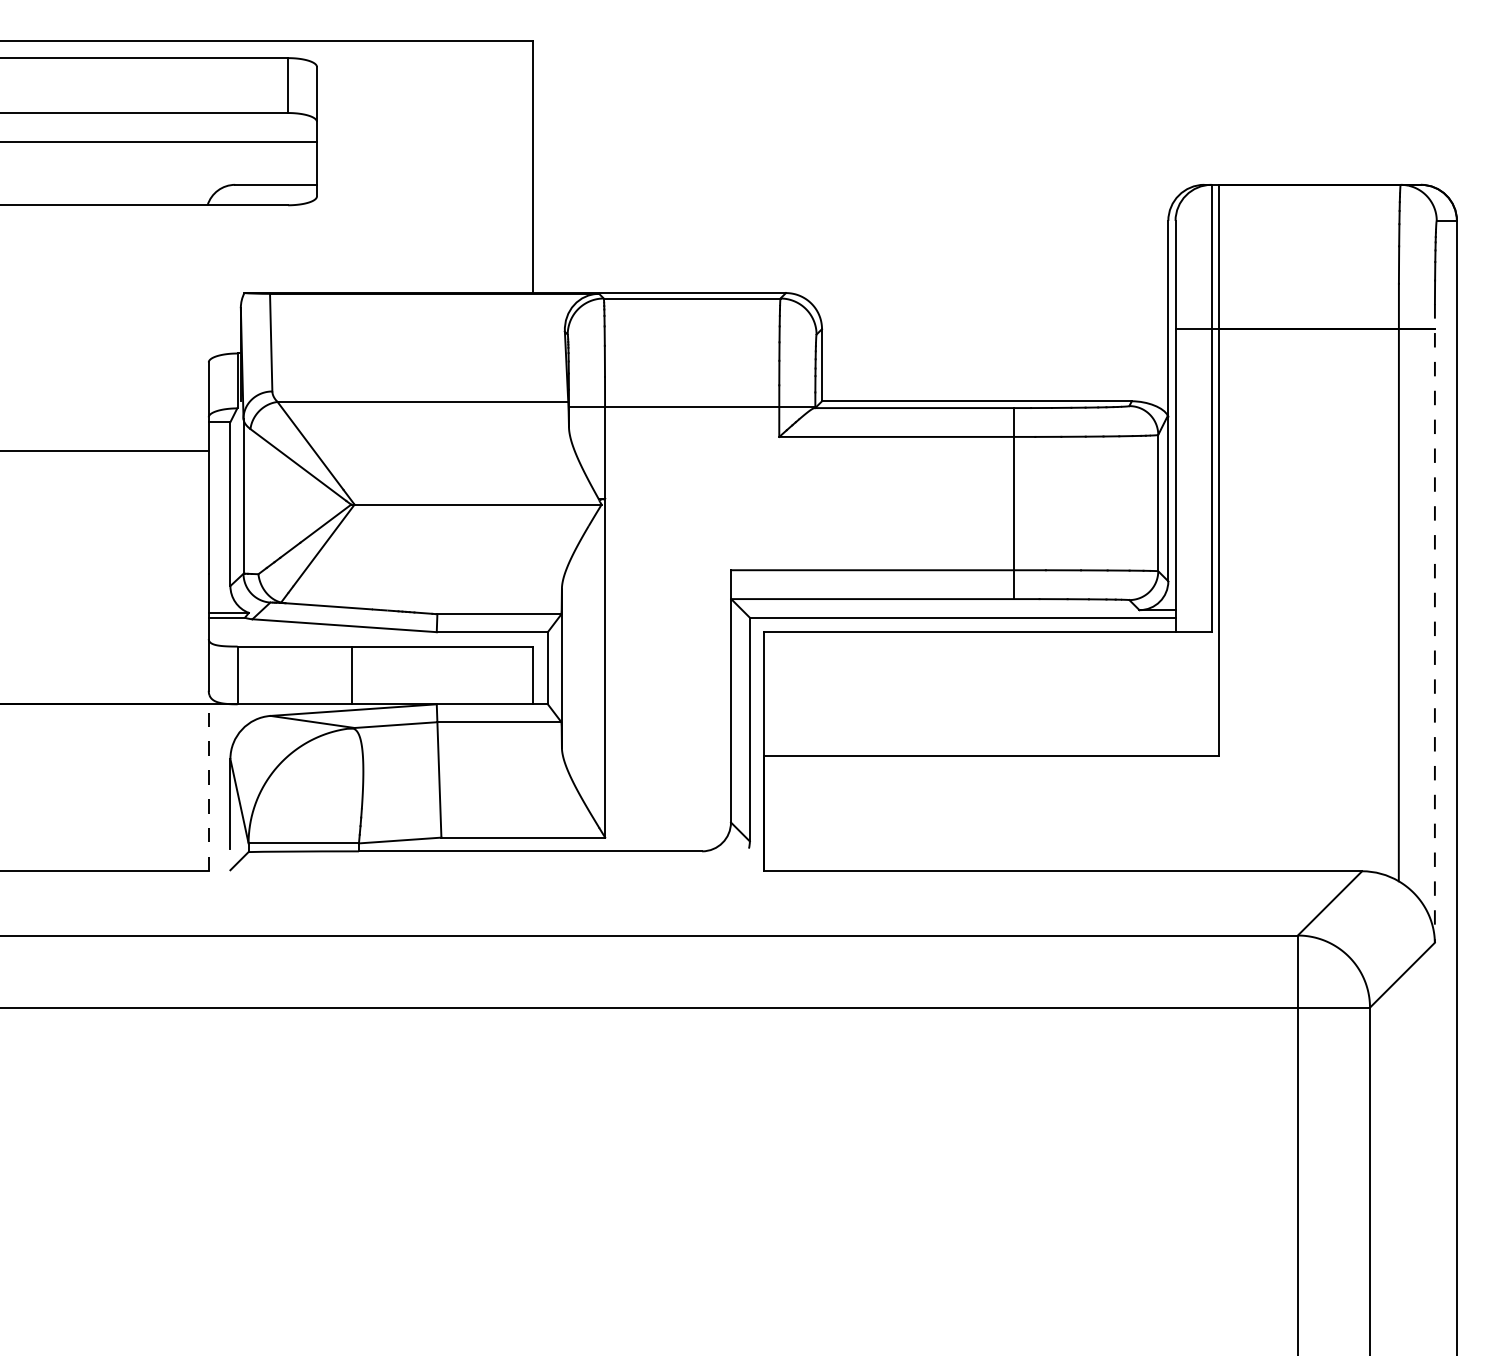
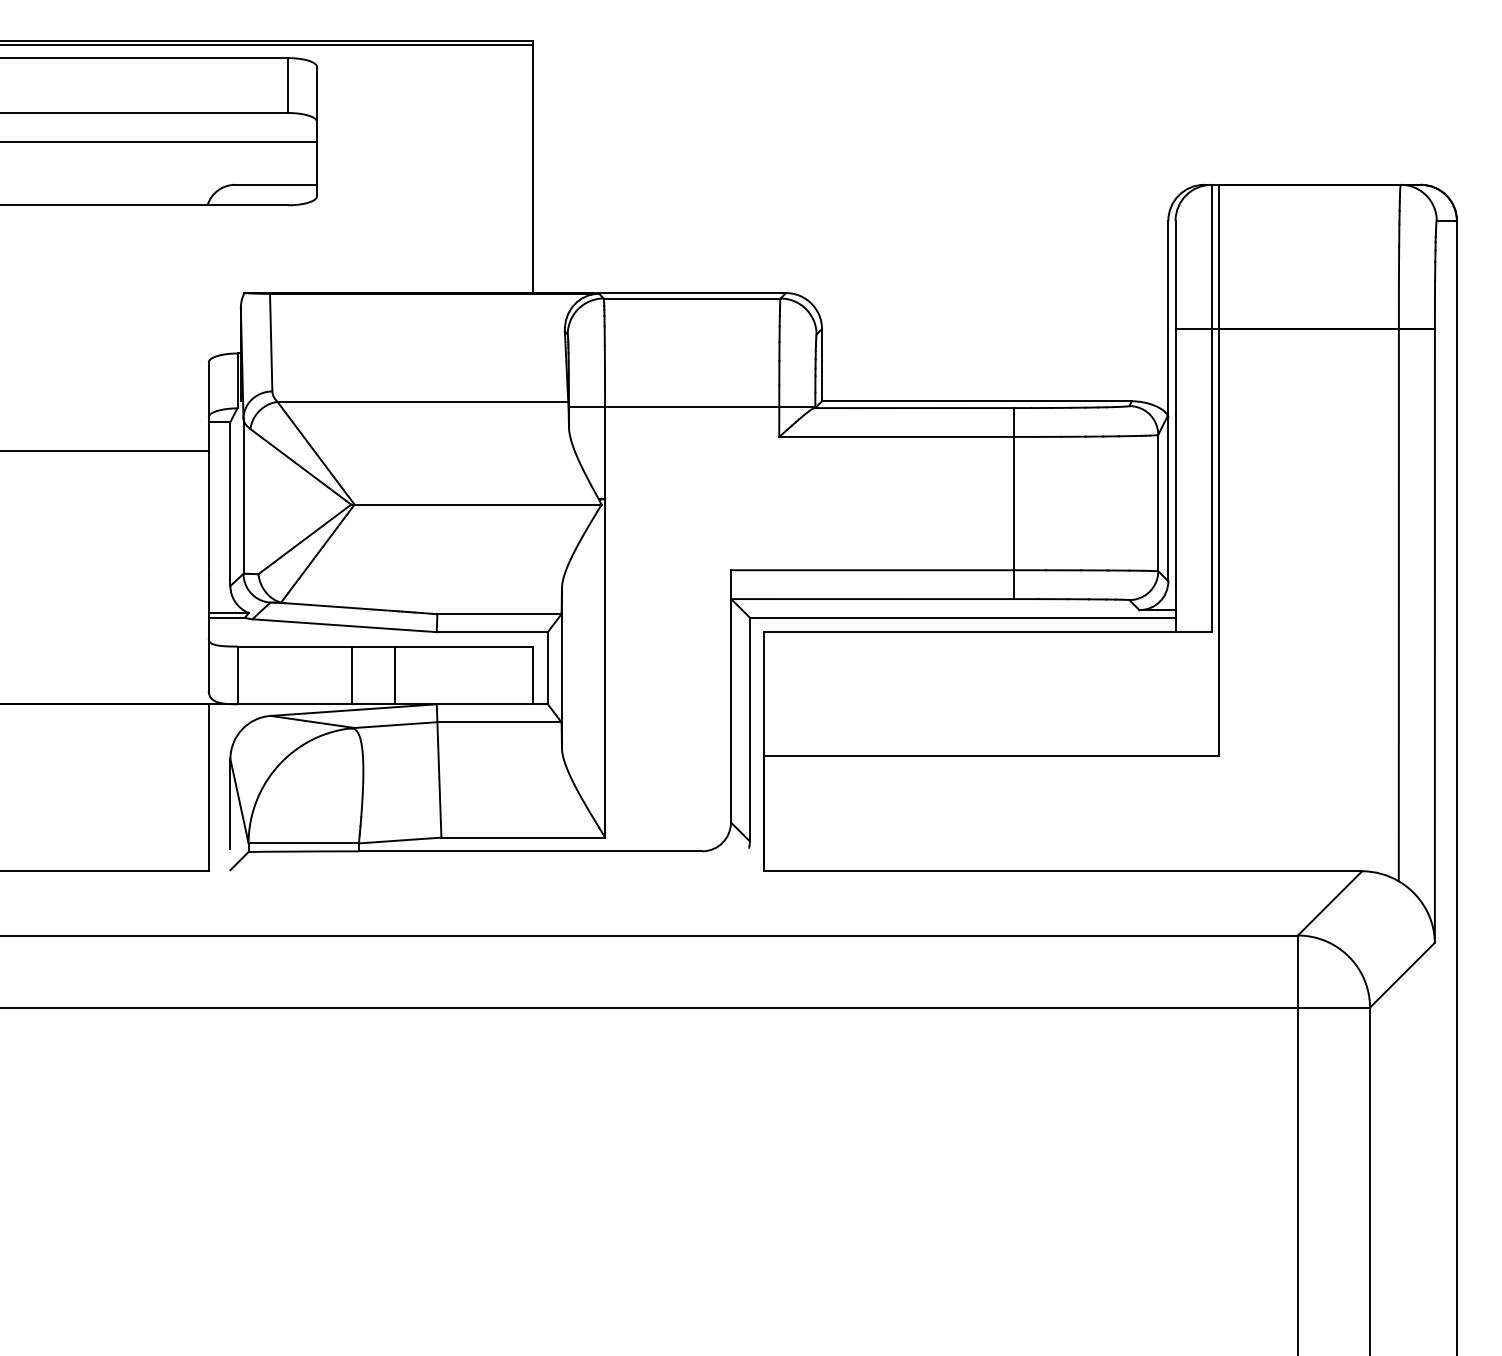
line: none -> present (267, 45)
line: dashed -> solid (1434, 623)
line: none -> present (395, 675)
line: dashed -> solid (208, 787)
